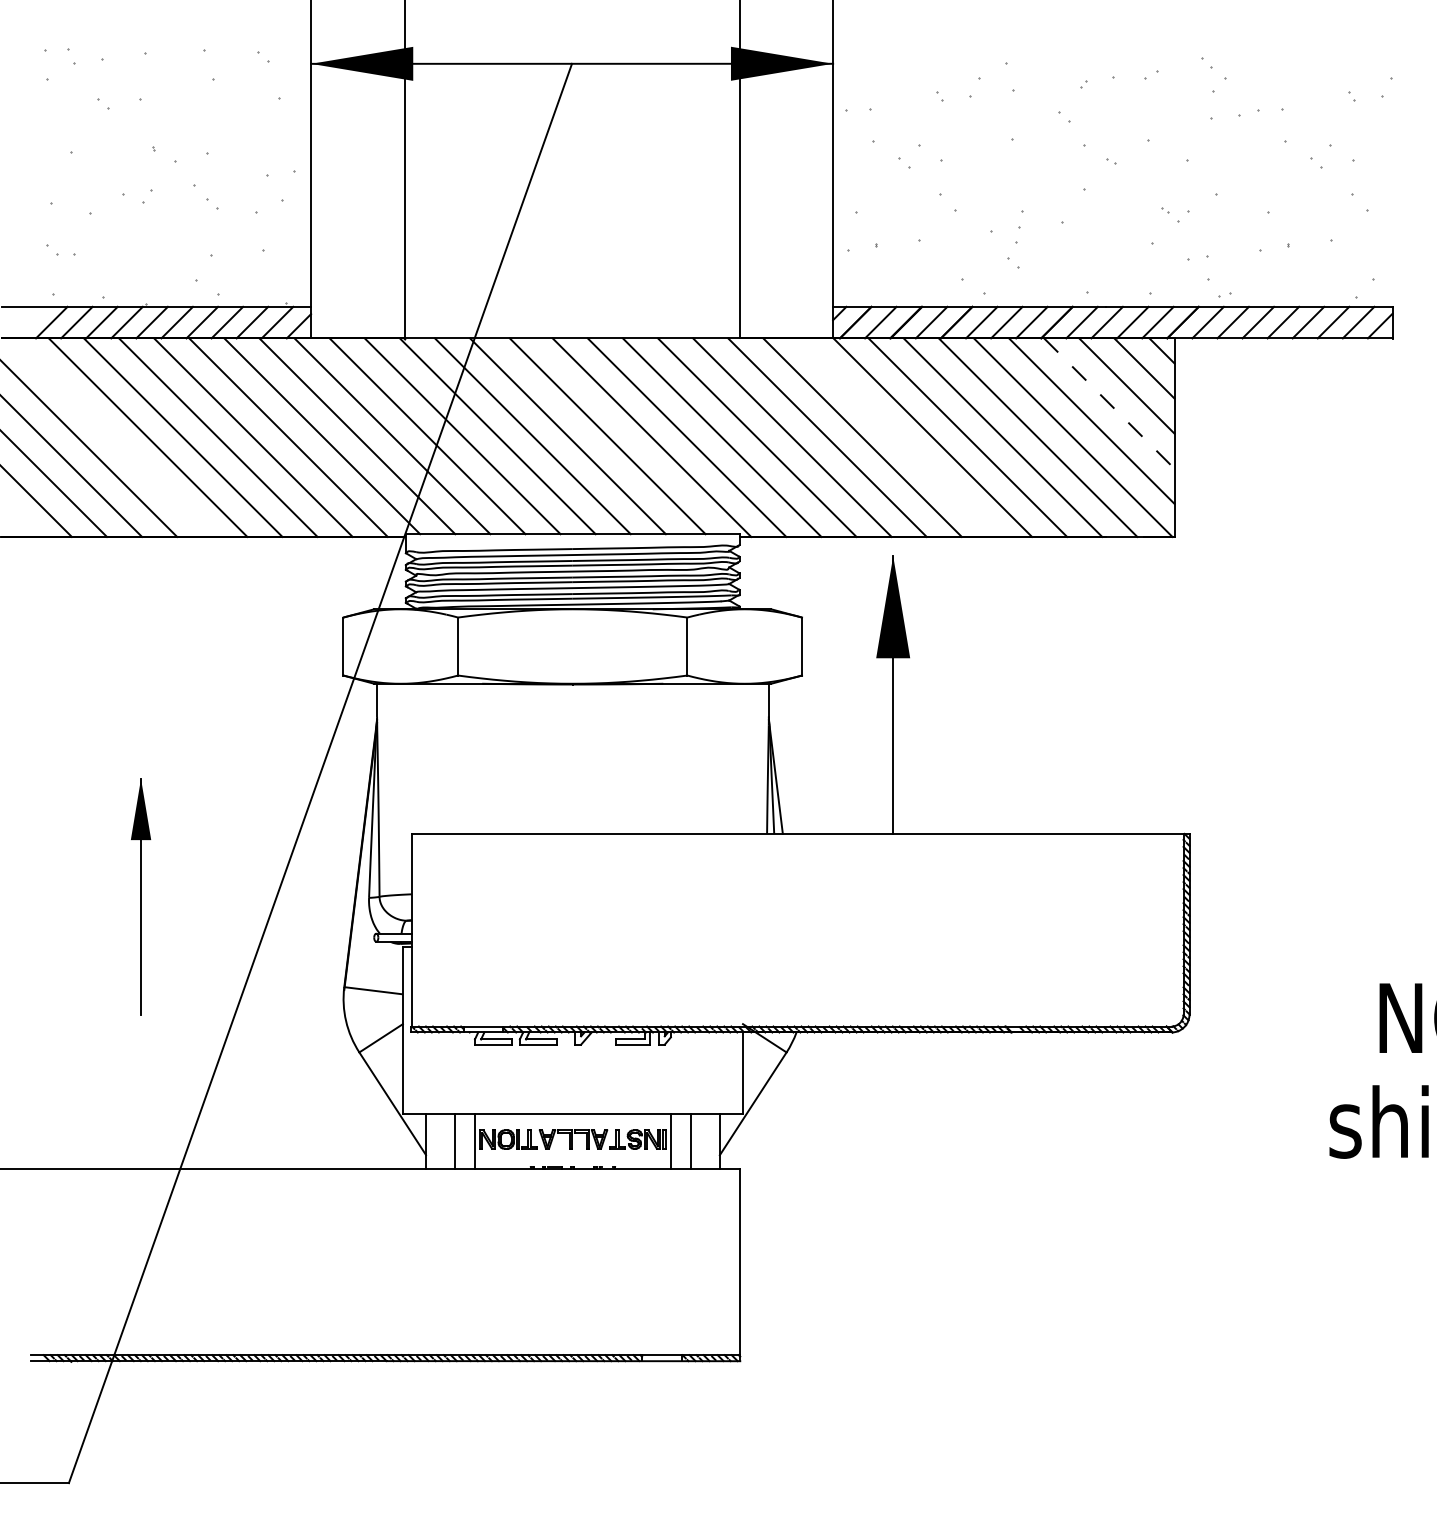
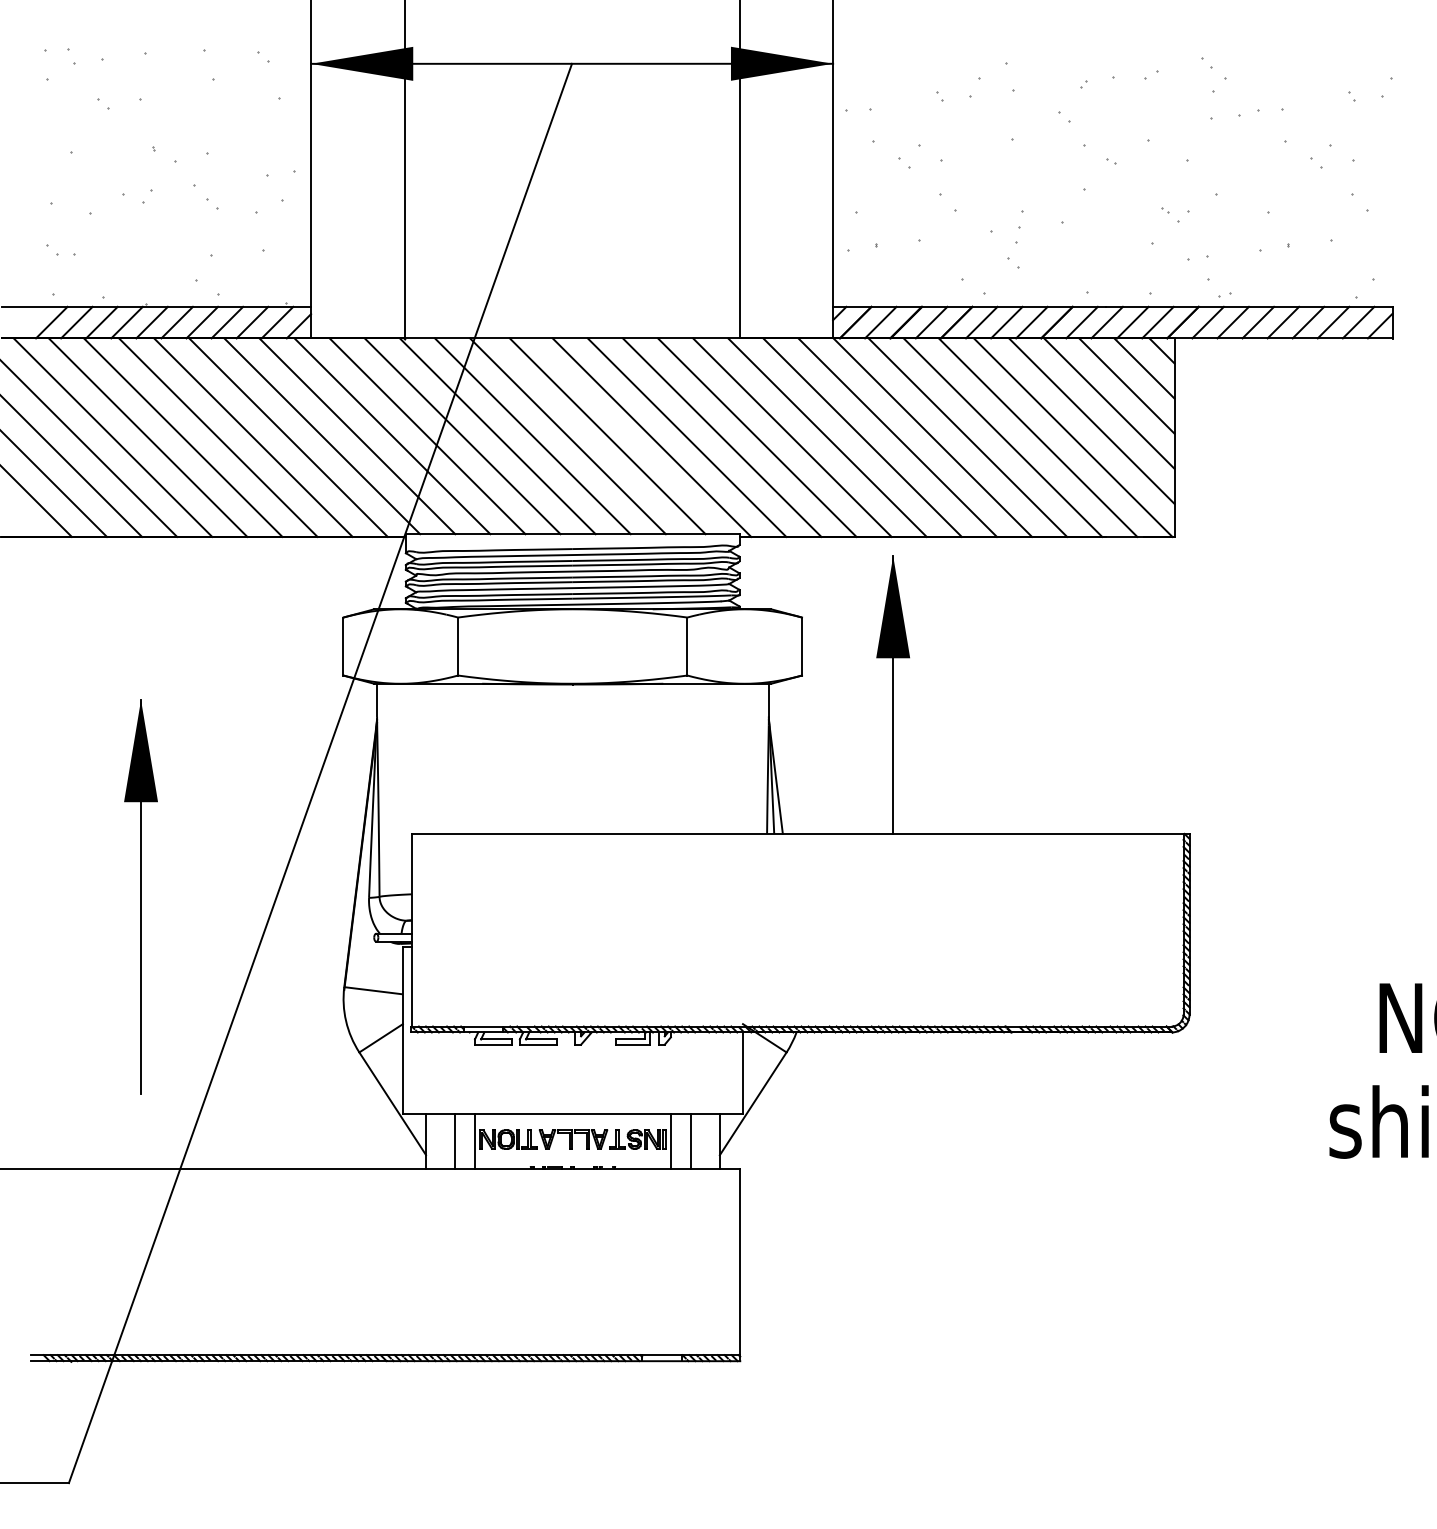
line: dashed -> solid (1109, 403)
line: none -> present (112, 437)
line: none -> present (897, 437)
part size: 21x238 px -> 34x396 px (140, 896)
